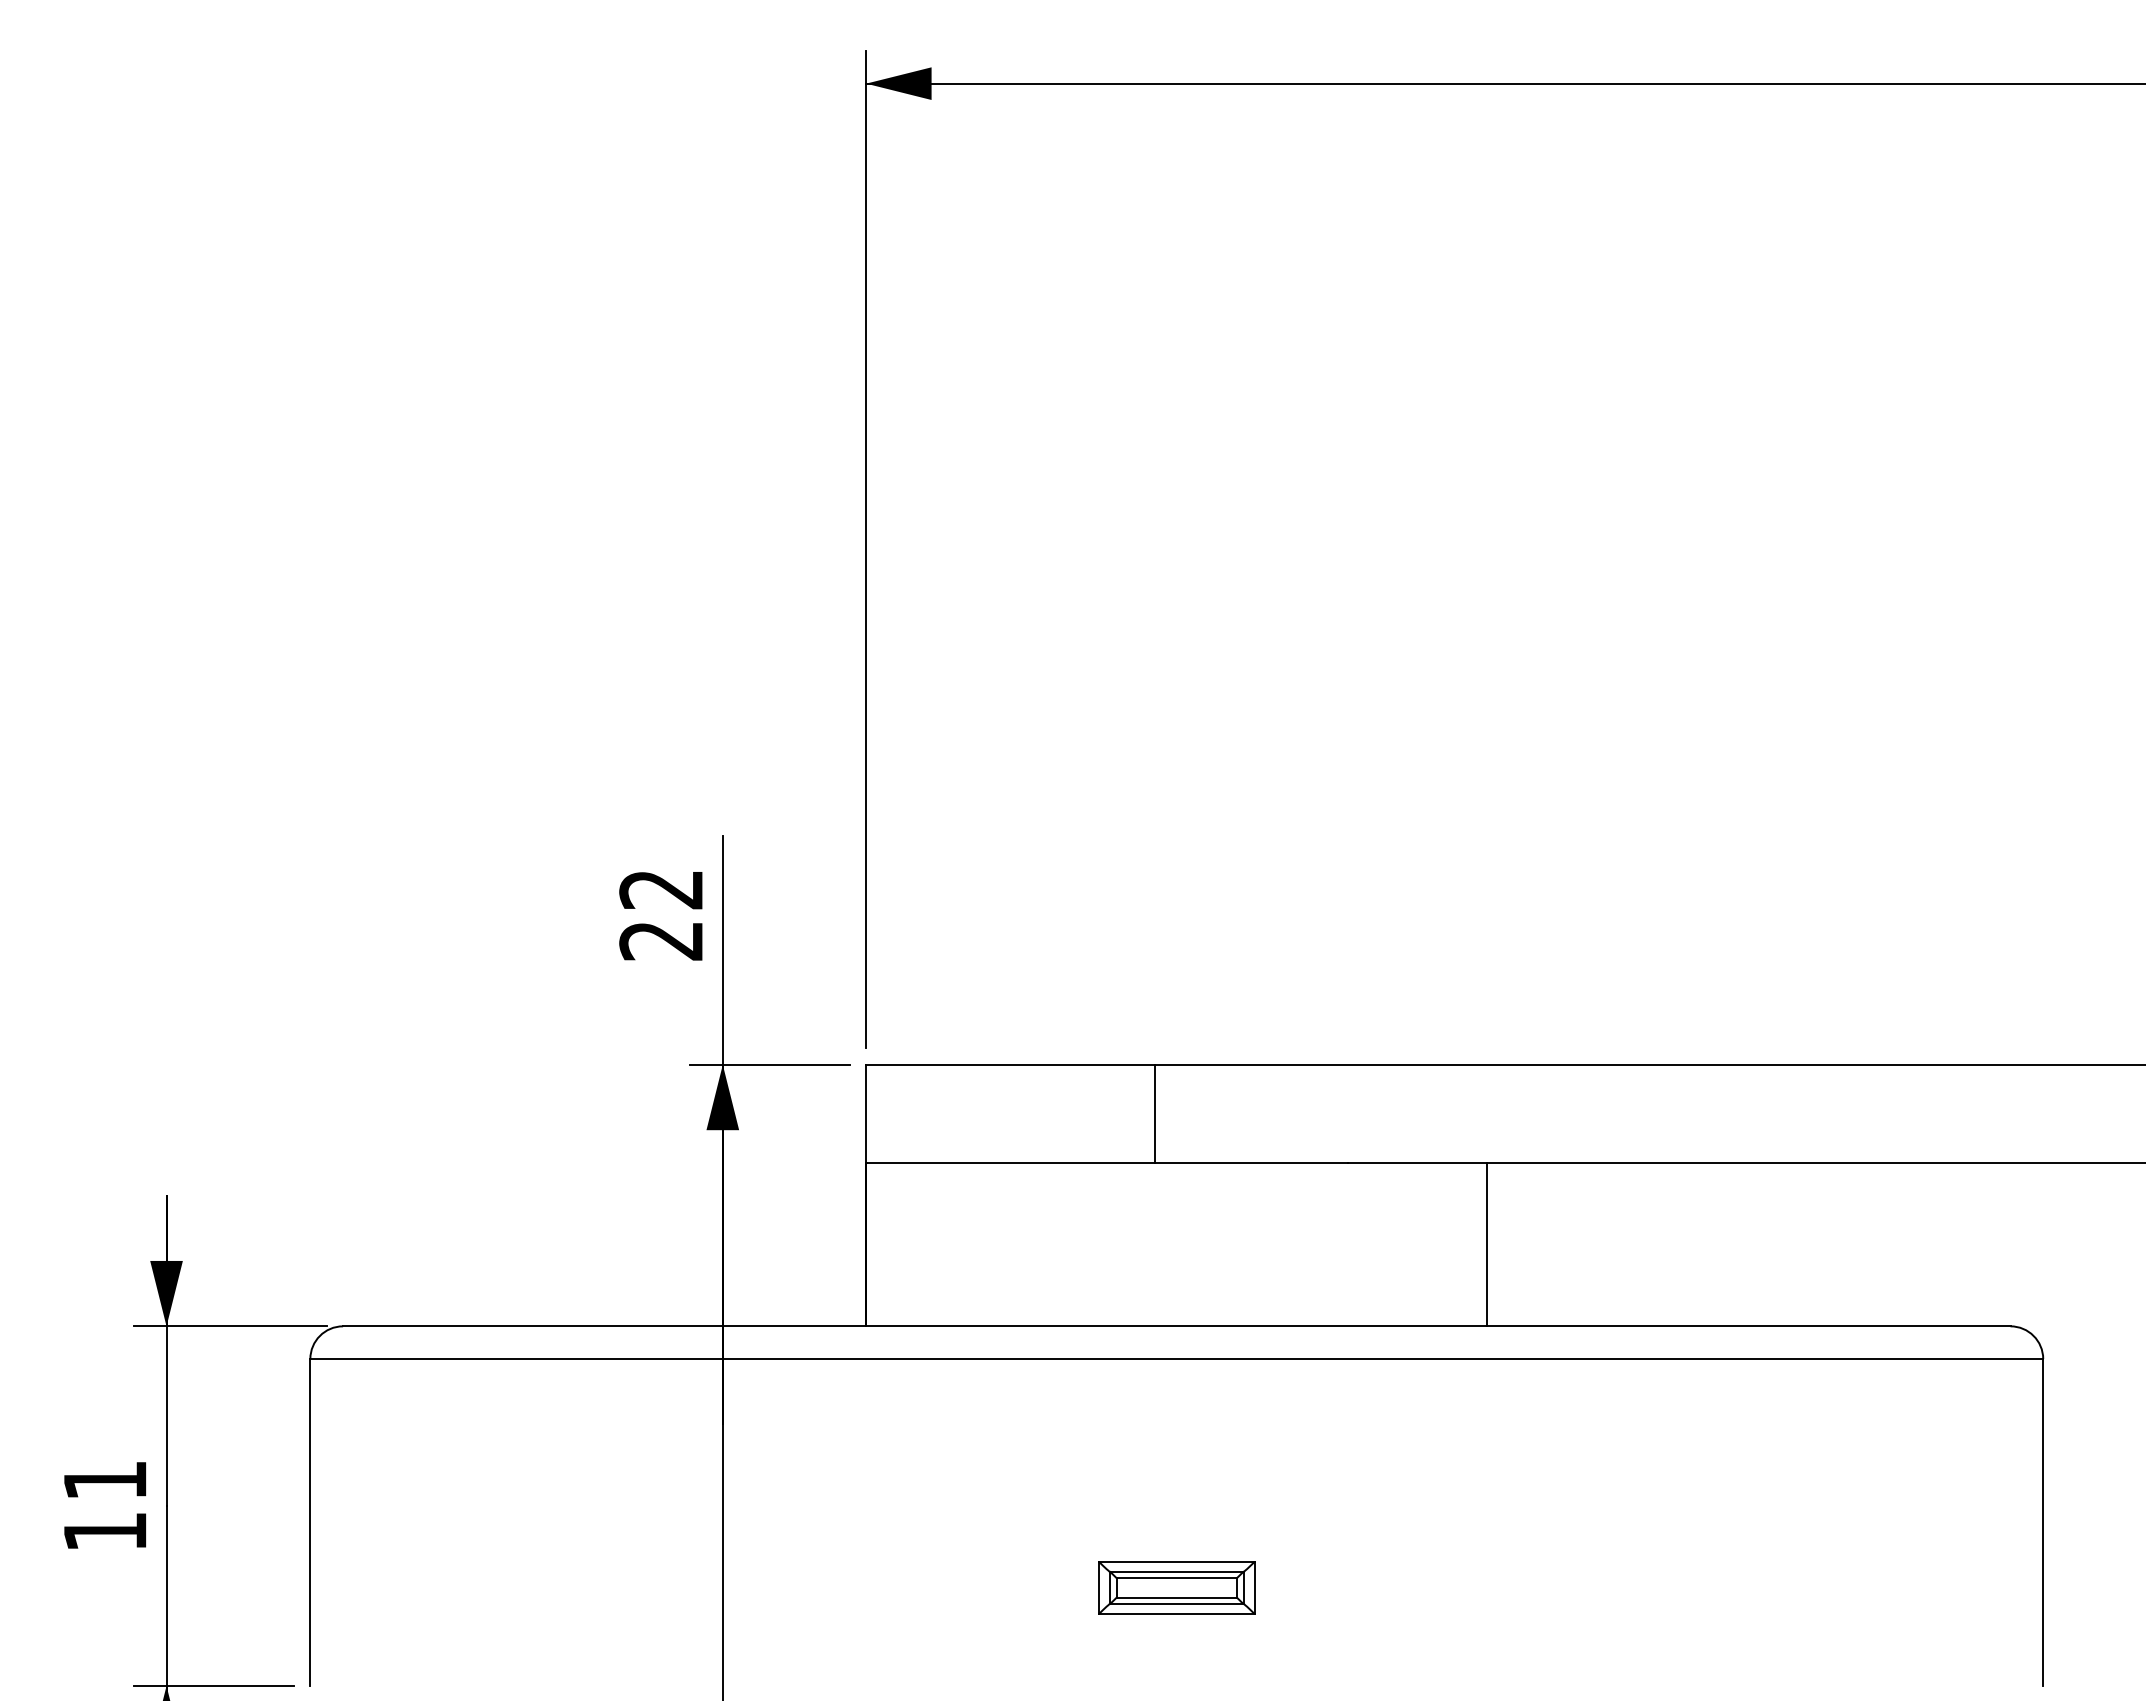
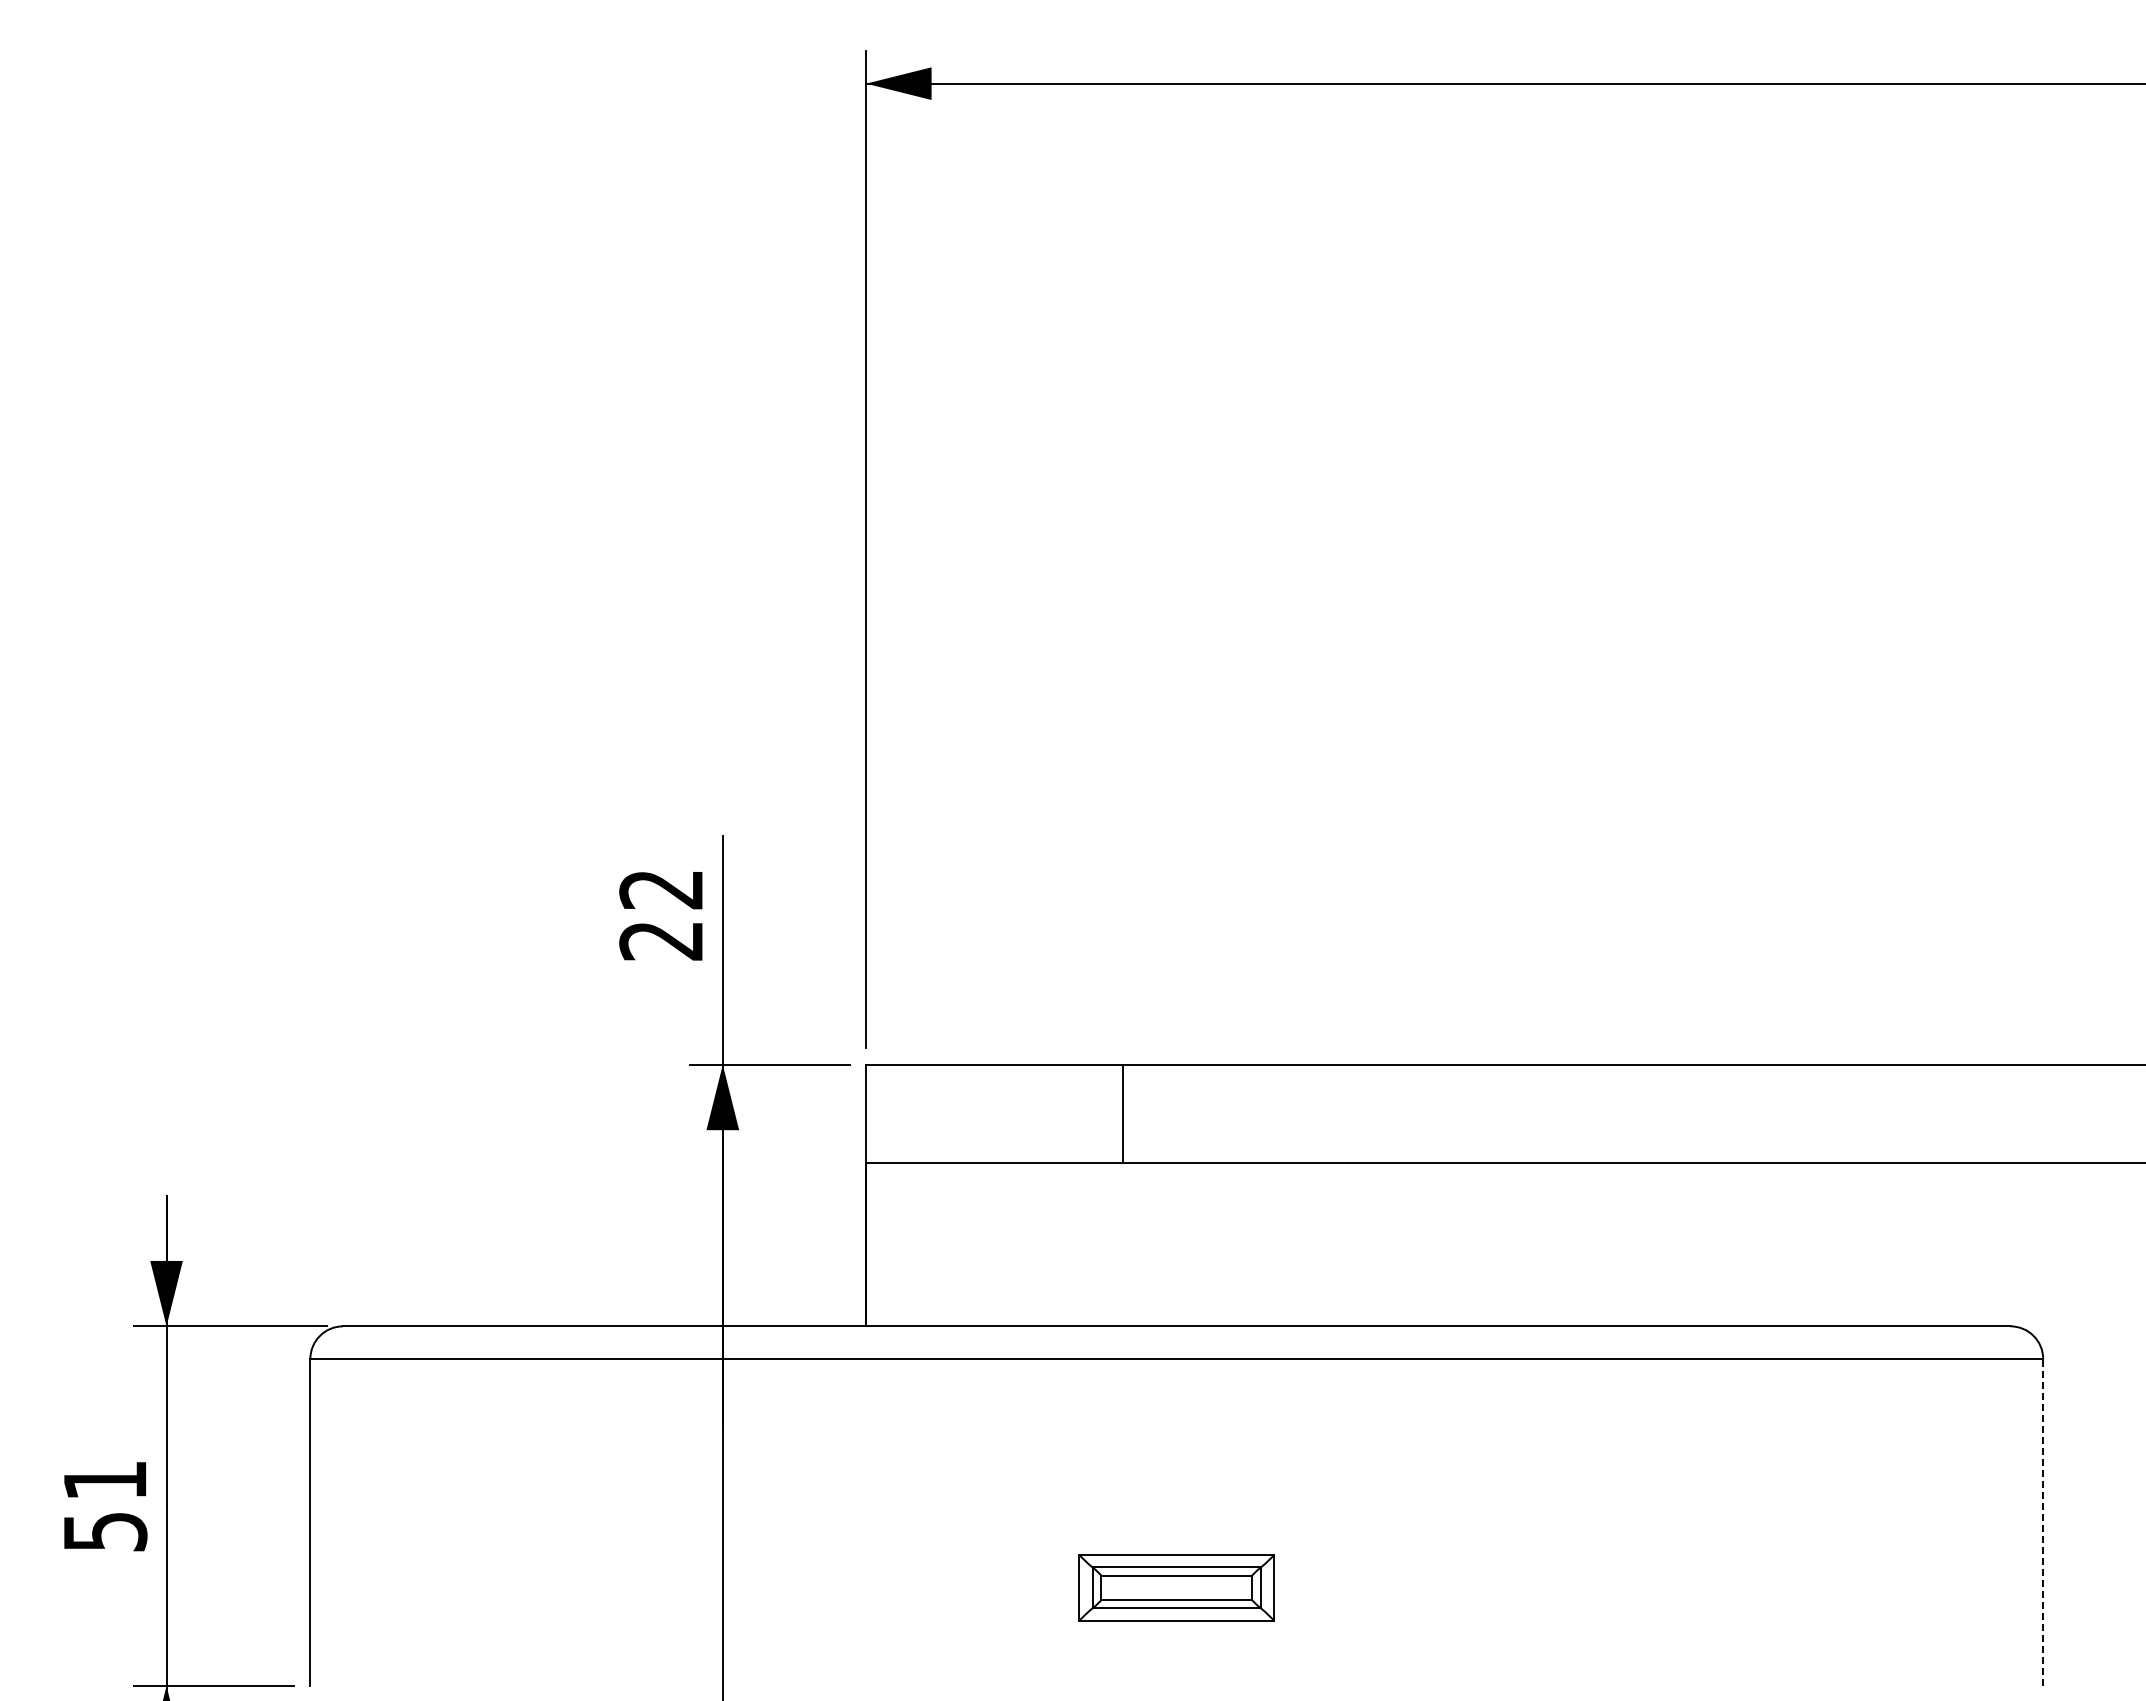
line position: (1154, 1113) -> (1122, 1113) (1122, 1113)
line: present -> none (1487, 1244)
line: solid -> dashed (2043, 1522)
text: 11 -> 51 (105, 1532)
part size: 158x54 px -> 197x68 px (1176, 1587)
